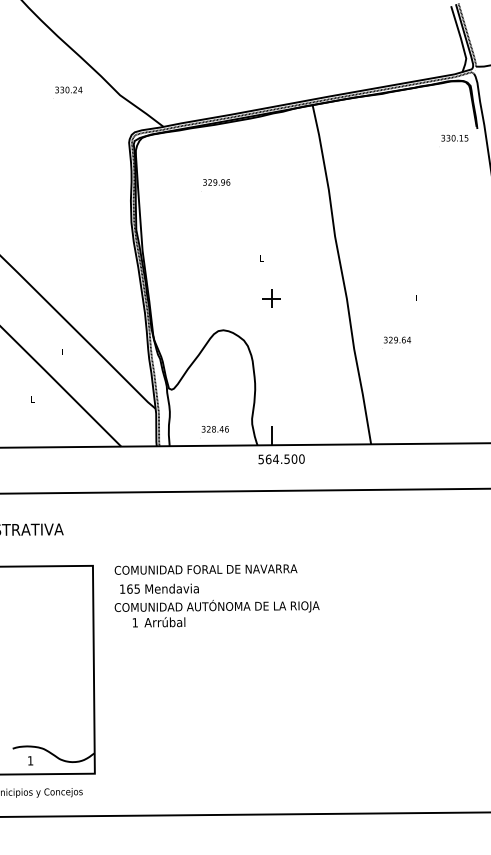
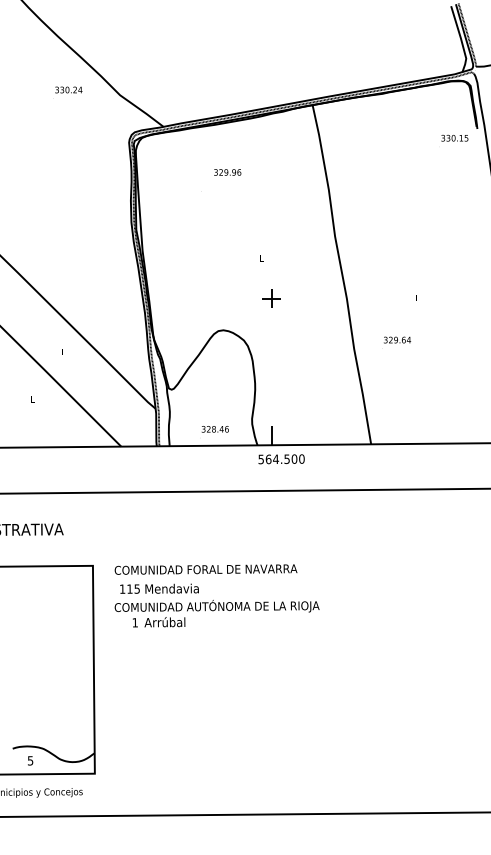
text position: (216, 182) -> (227, 172) (227, 172)
text: 165 -> 115 (129, 588)
text: 1 -> 5 (30, 760)
